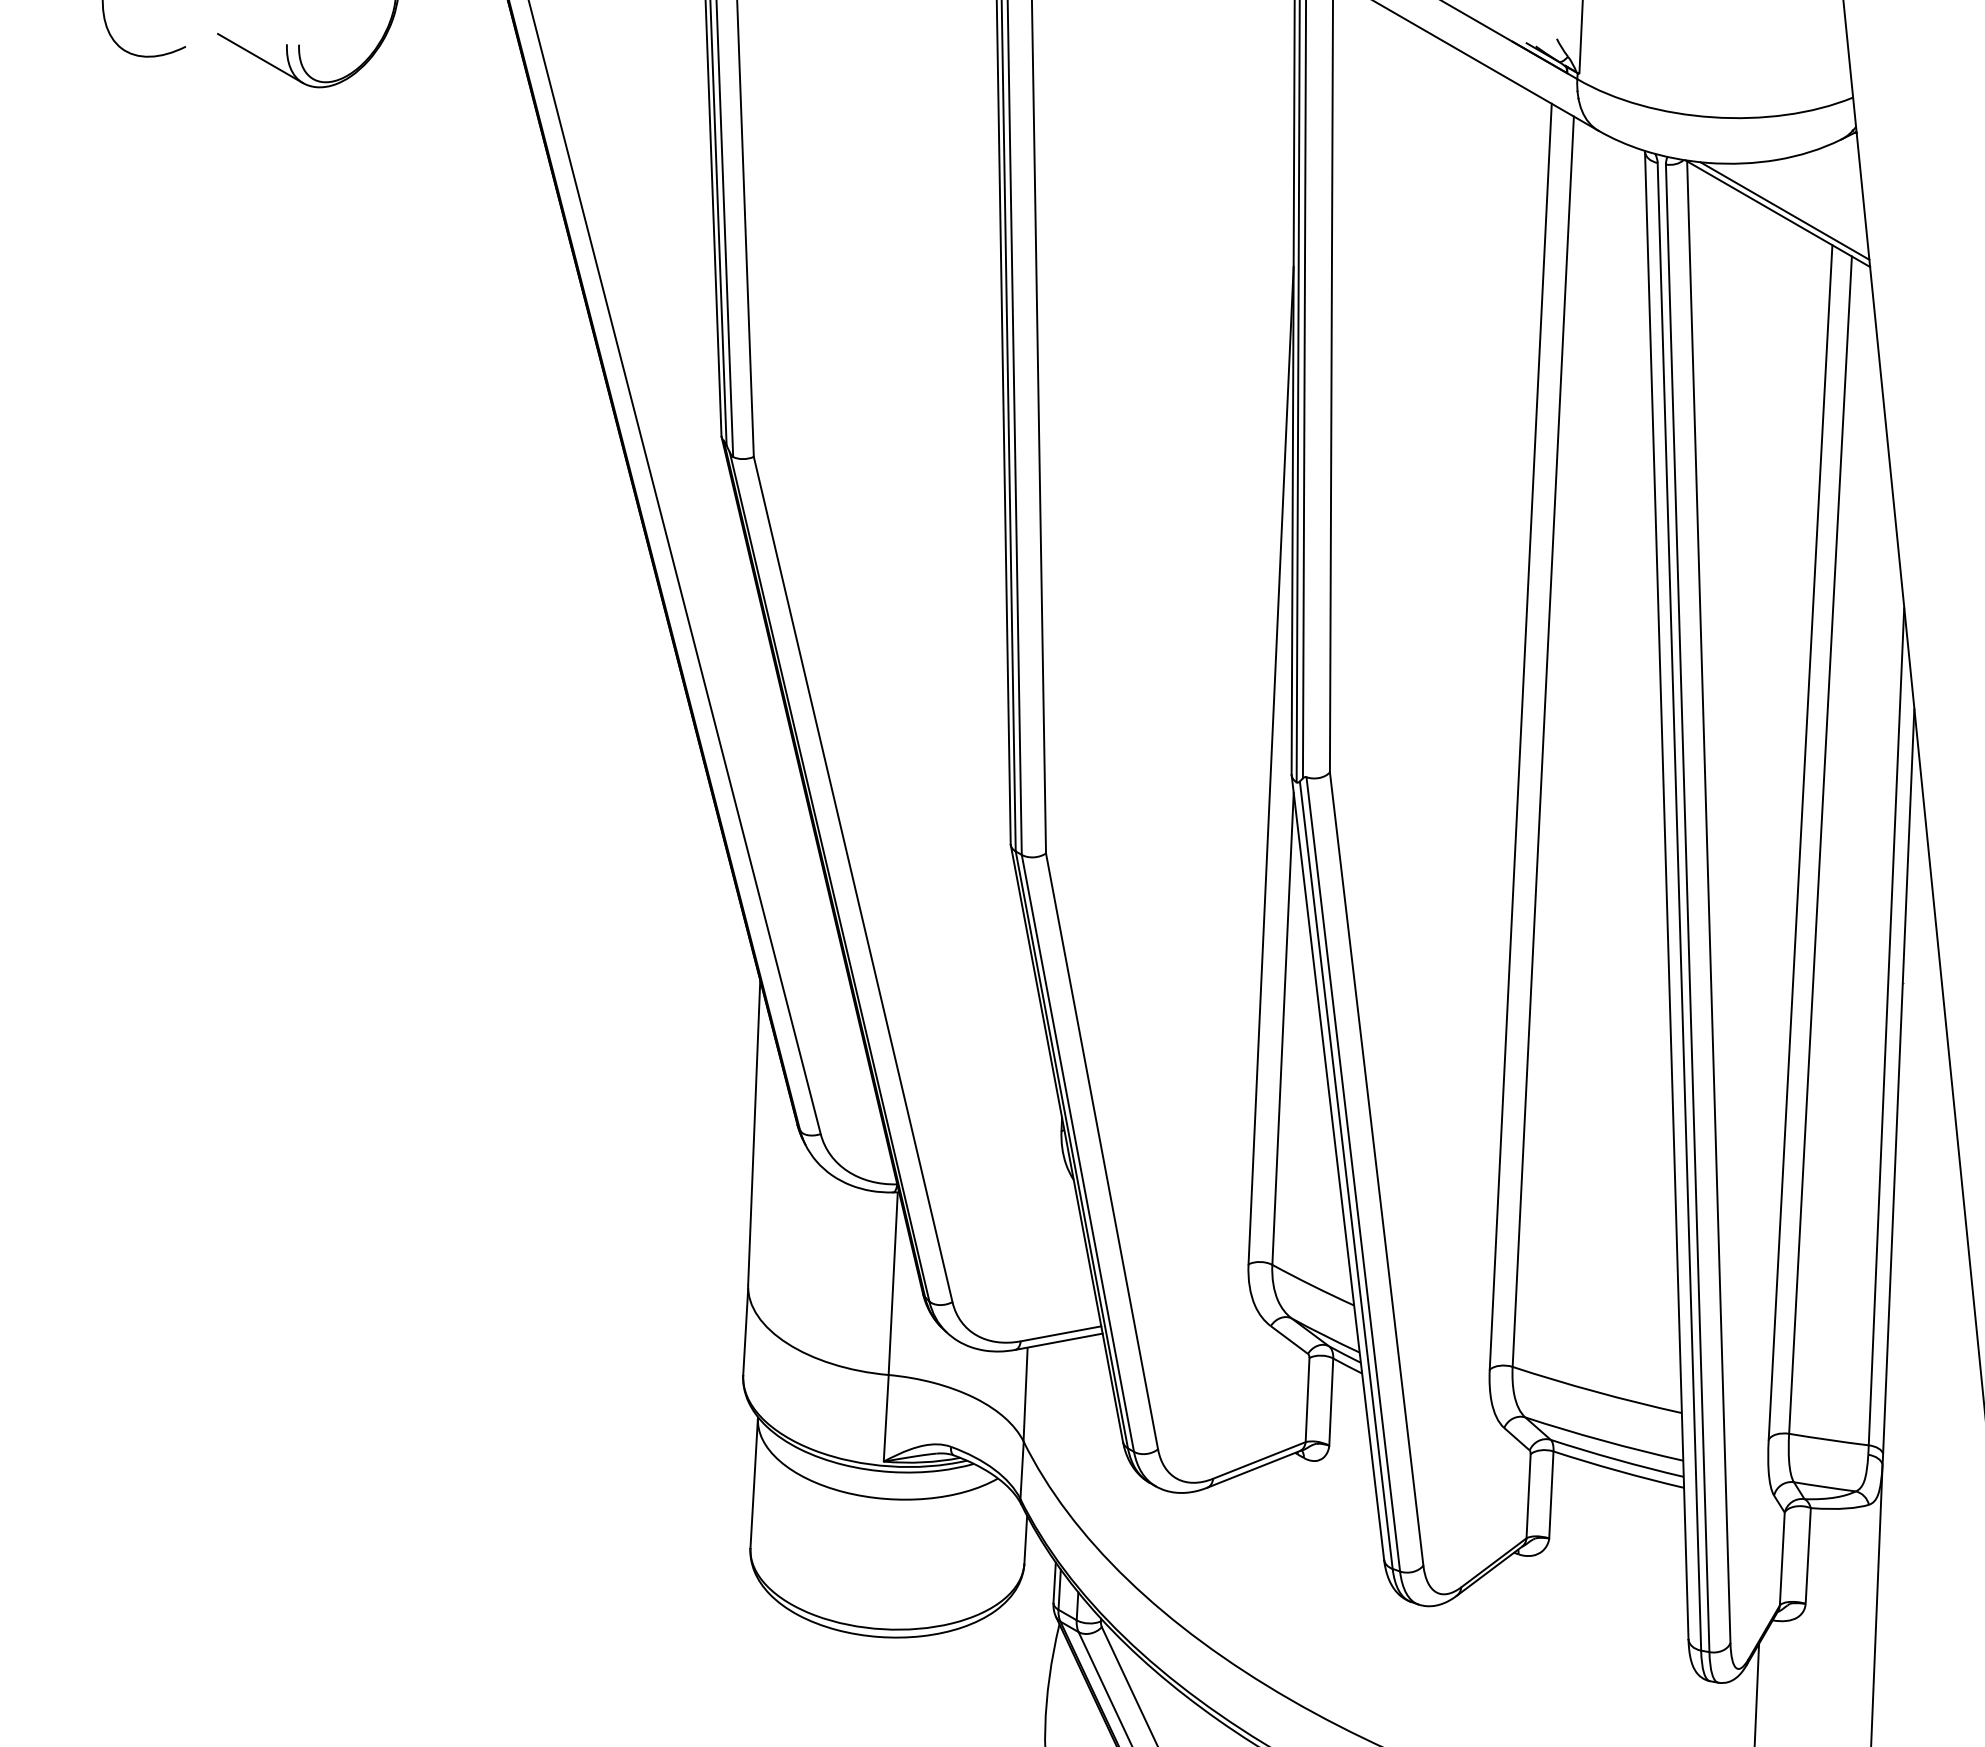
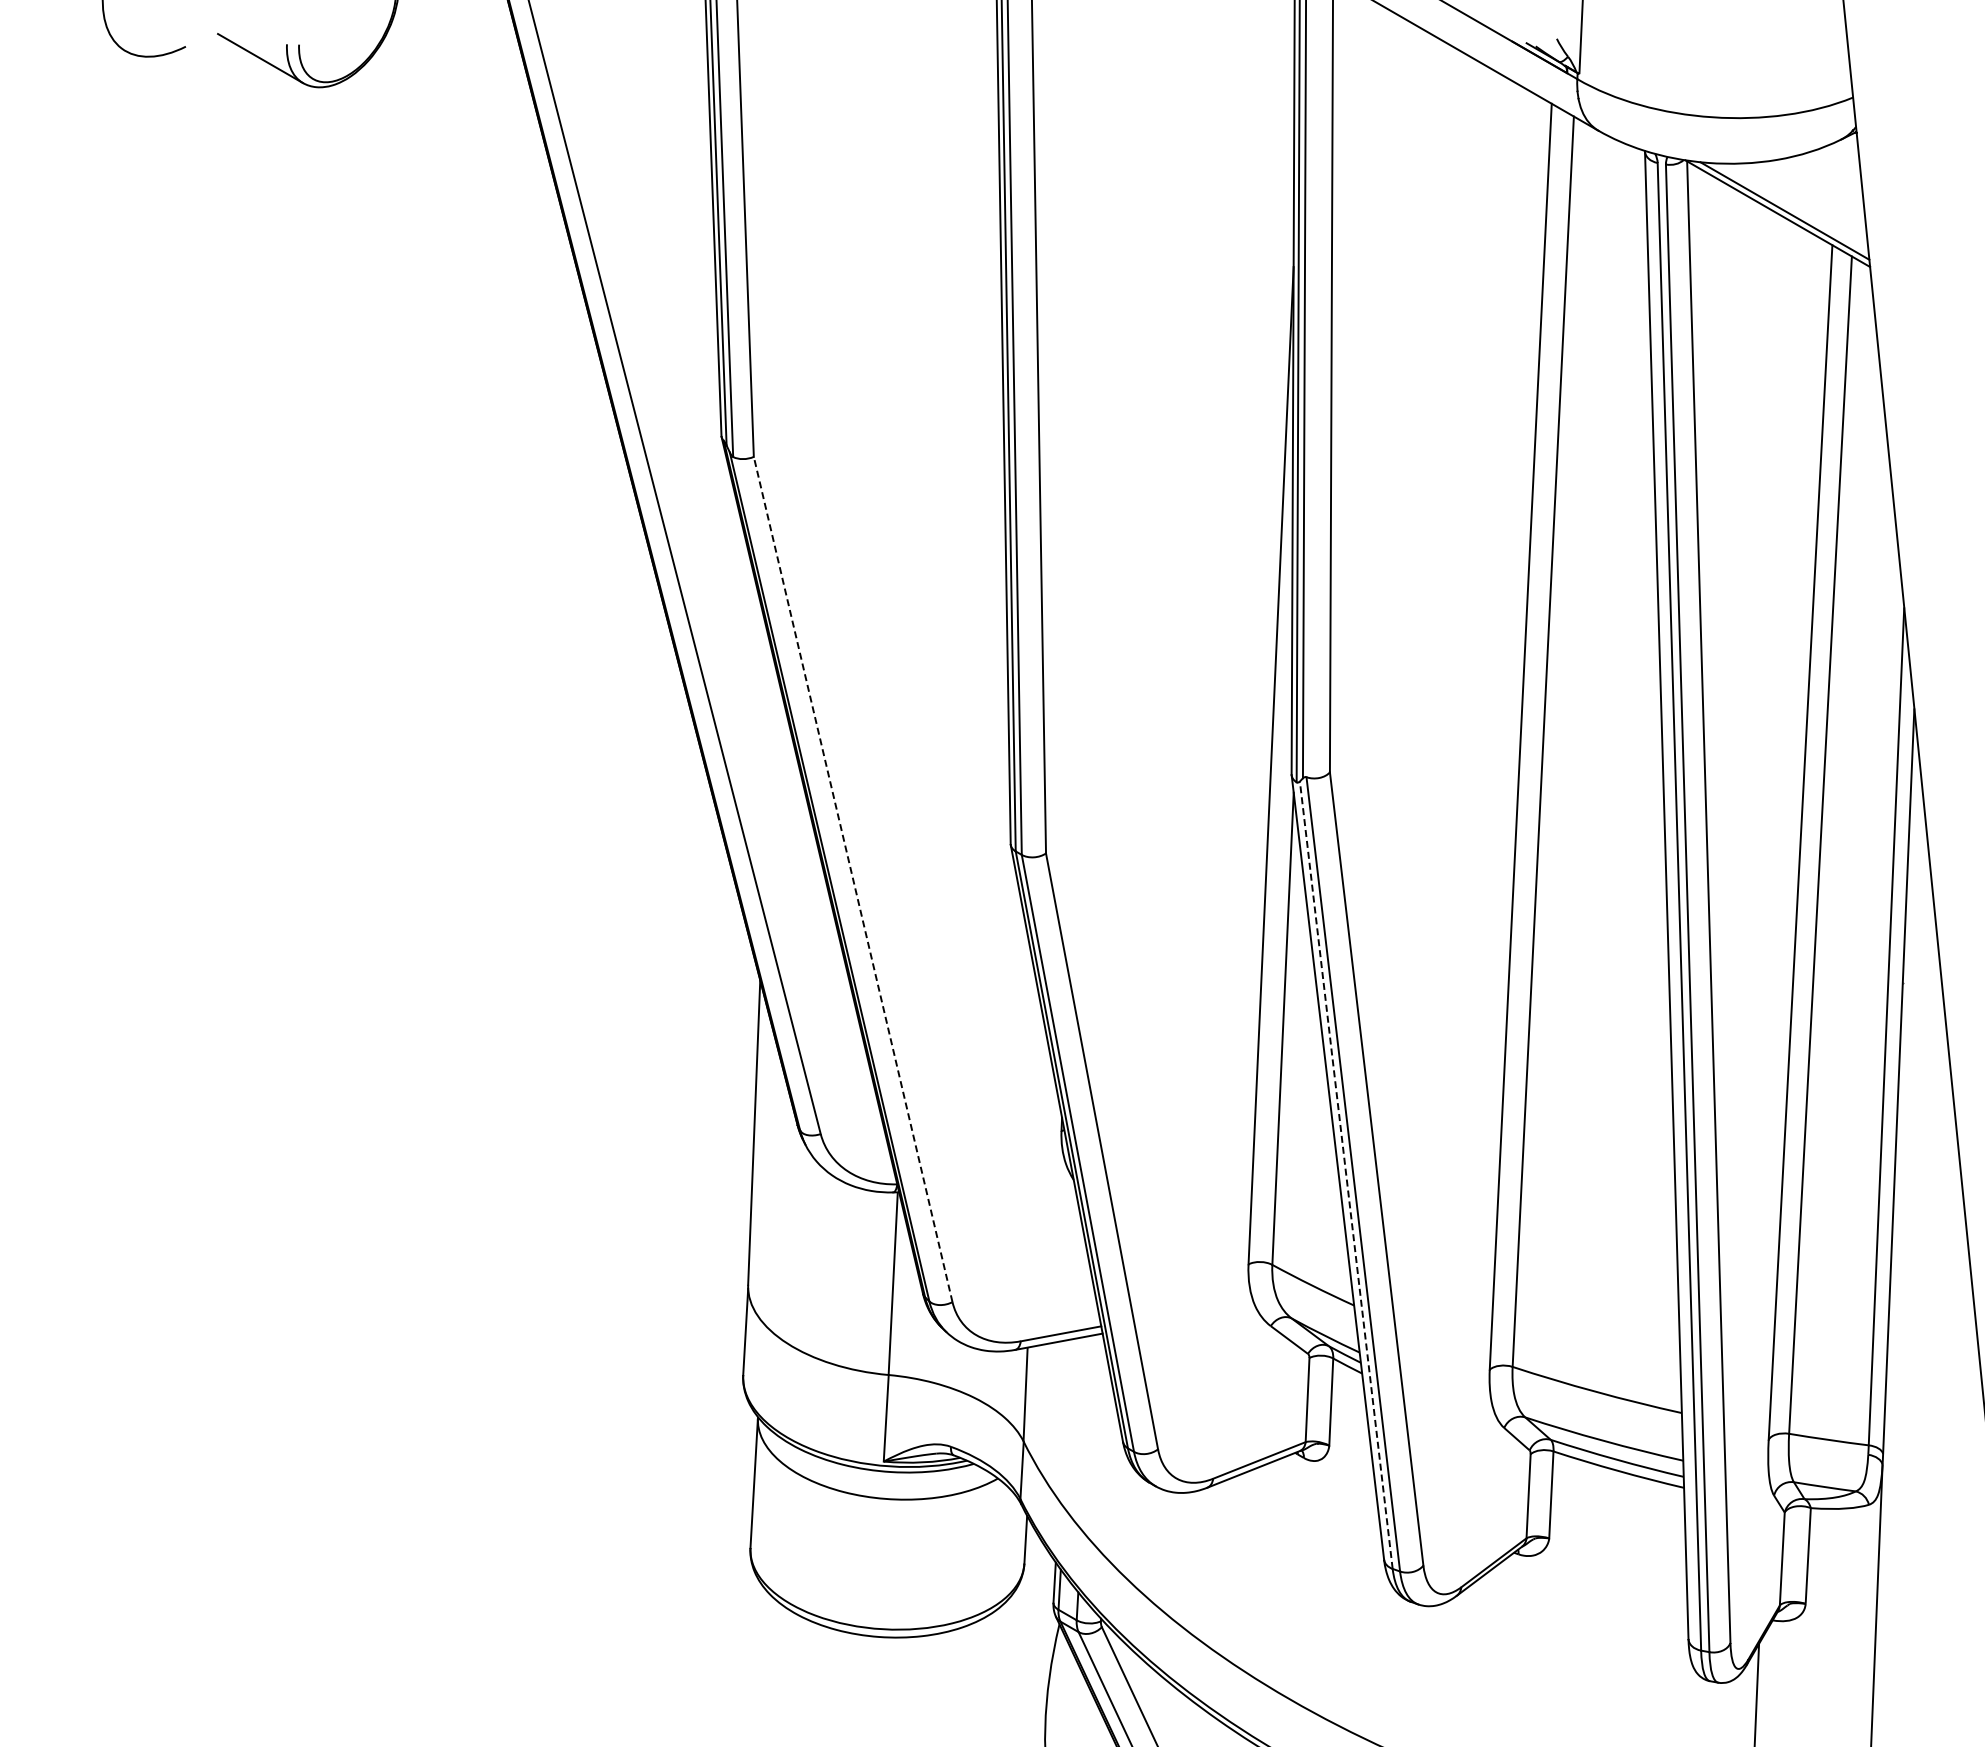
line: solid -> dashed (853, 879)
line: solid -> dashed (1346, 1174)
